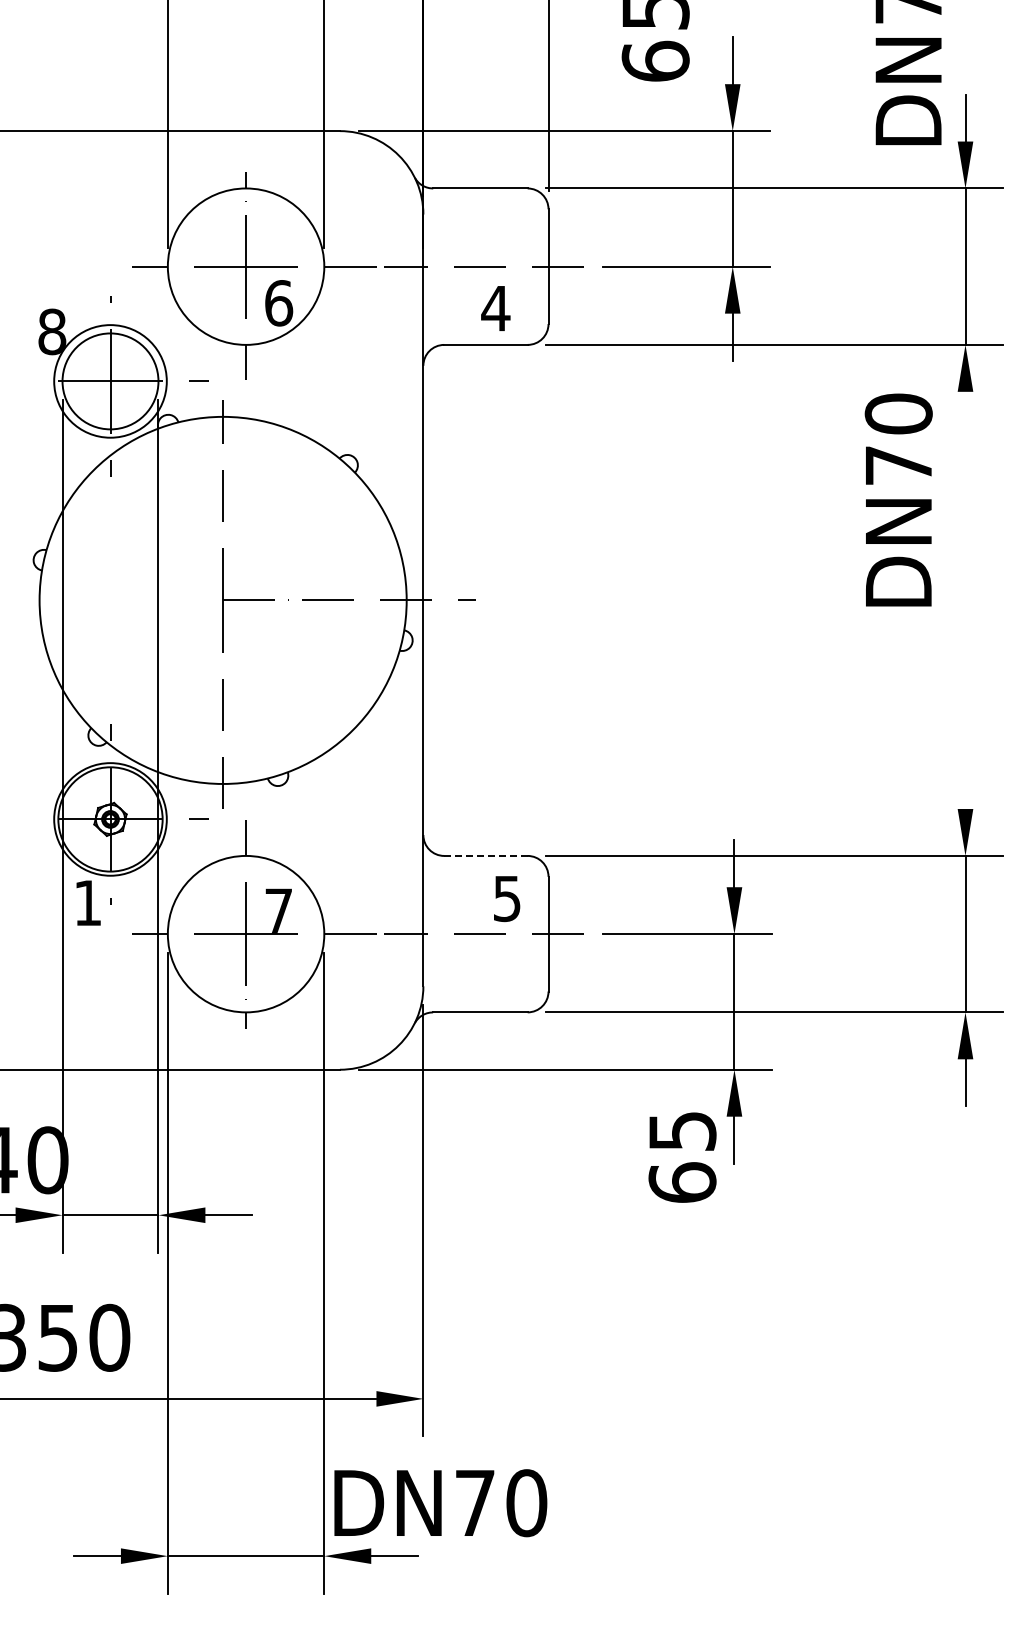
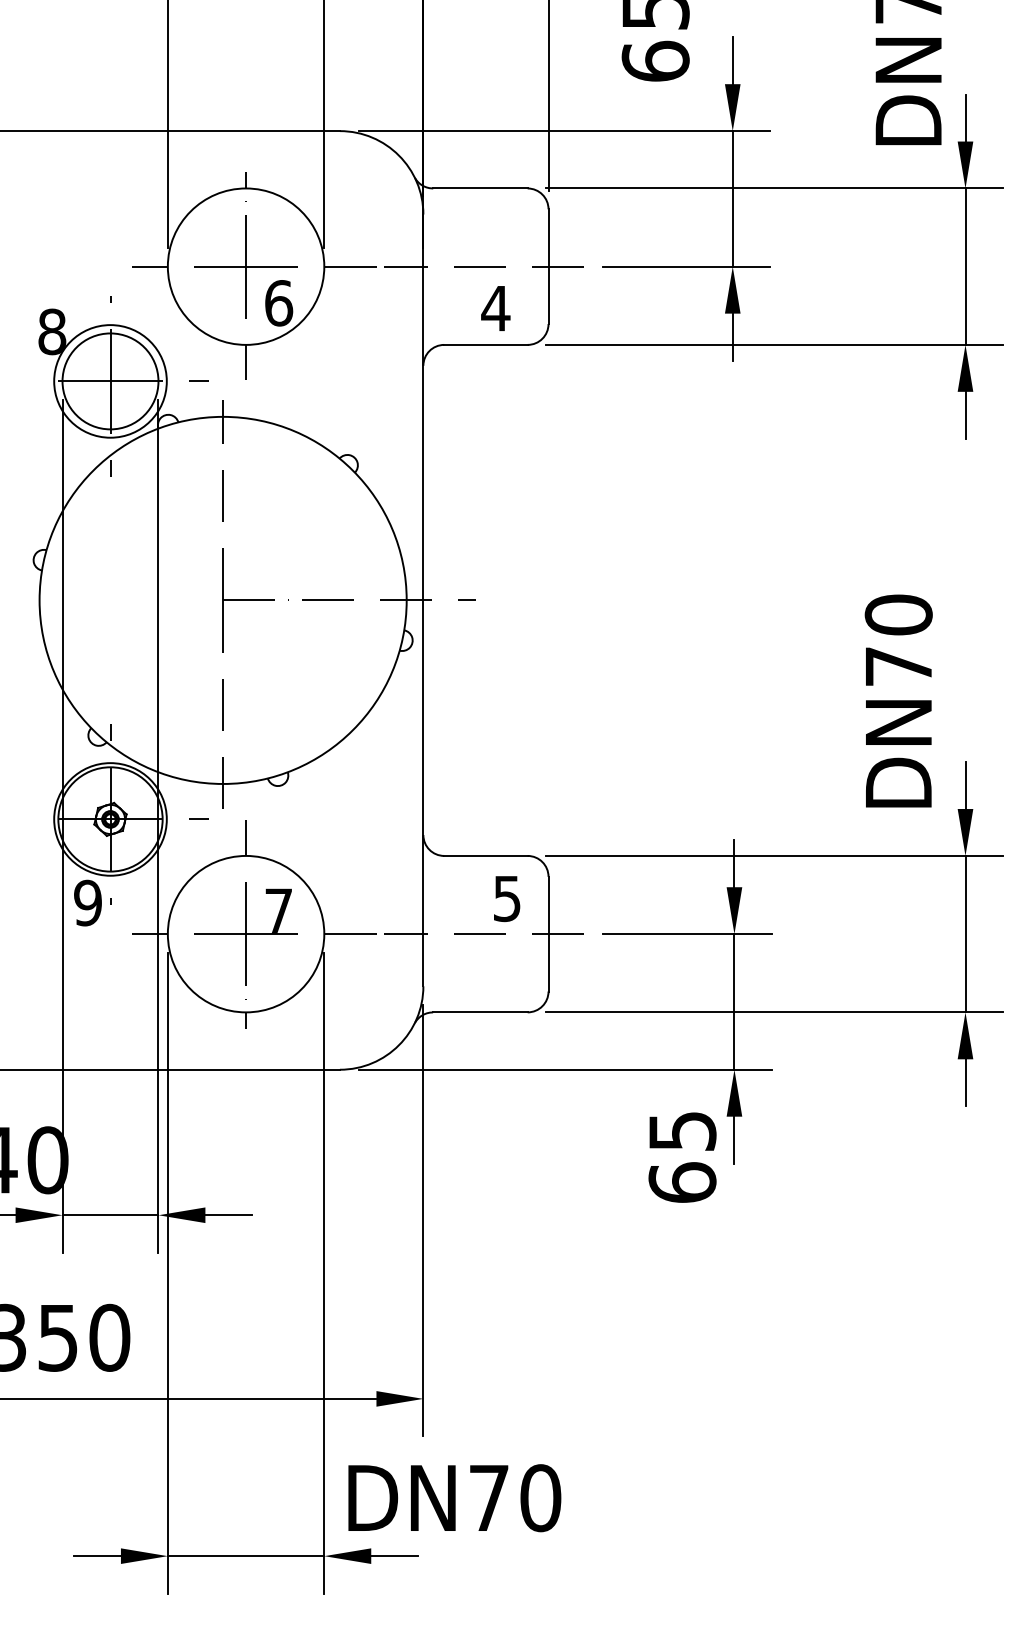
line: none -> present (965, 414)
text position: (898, 499) -> (898, 700) (898, 700)
line: none -> present (965, 785)
line: dashed -> solid (485, 855)
text: 1 -> 9 (87, 902)
text position: (440, 1503) -> (454, 1498) (454, 1498)
